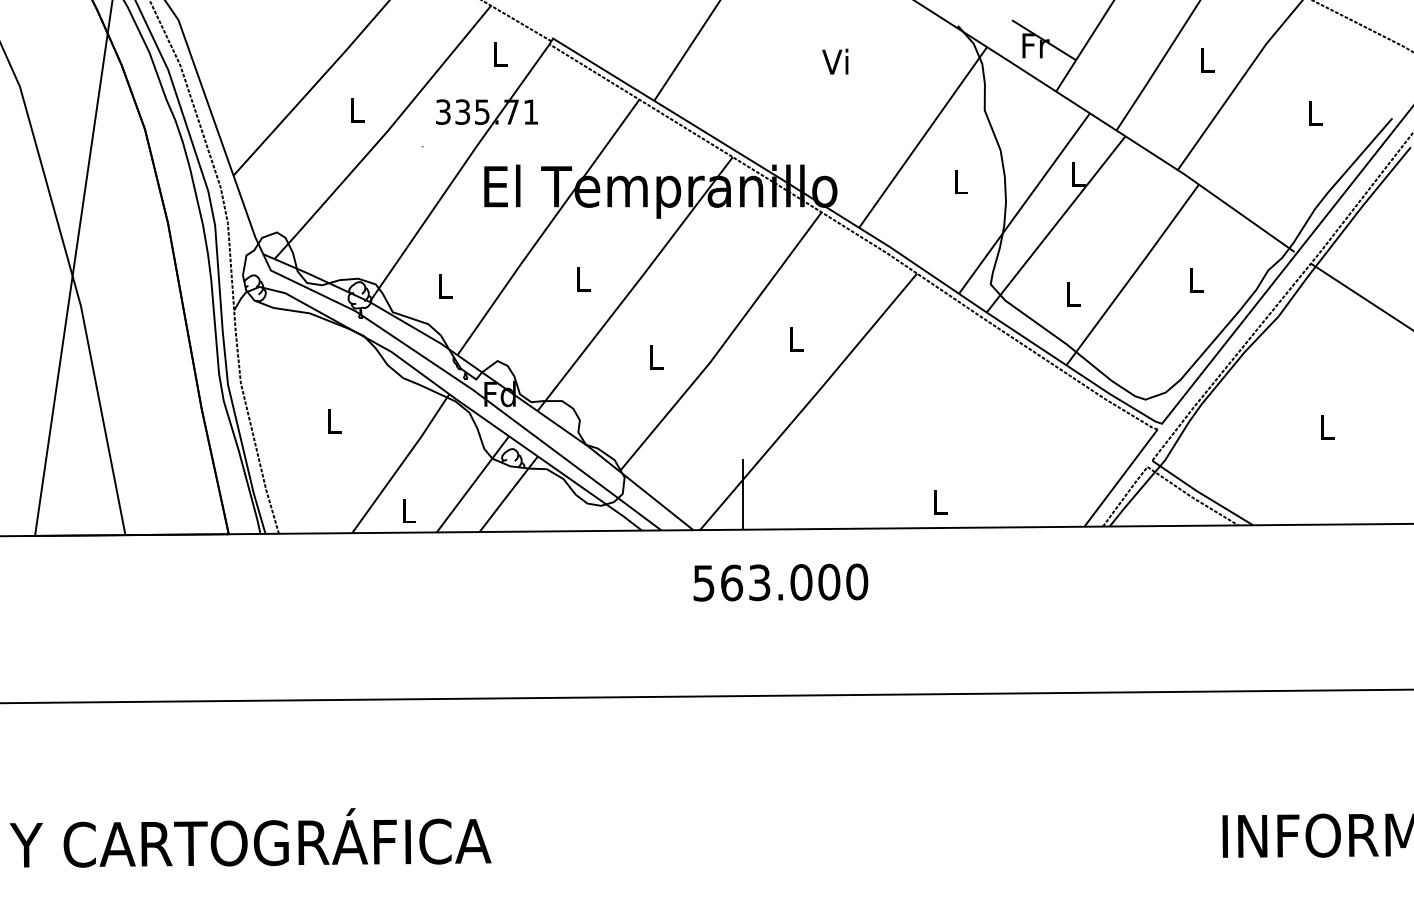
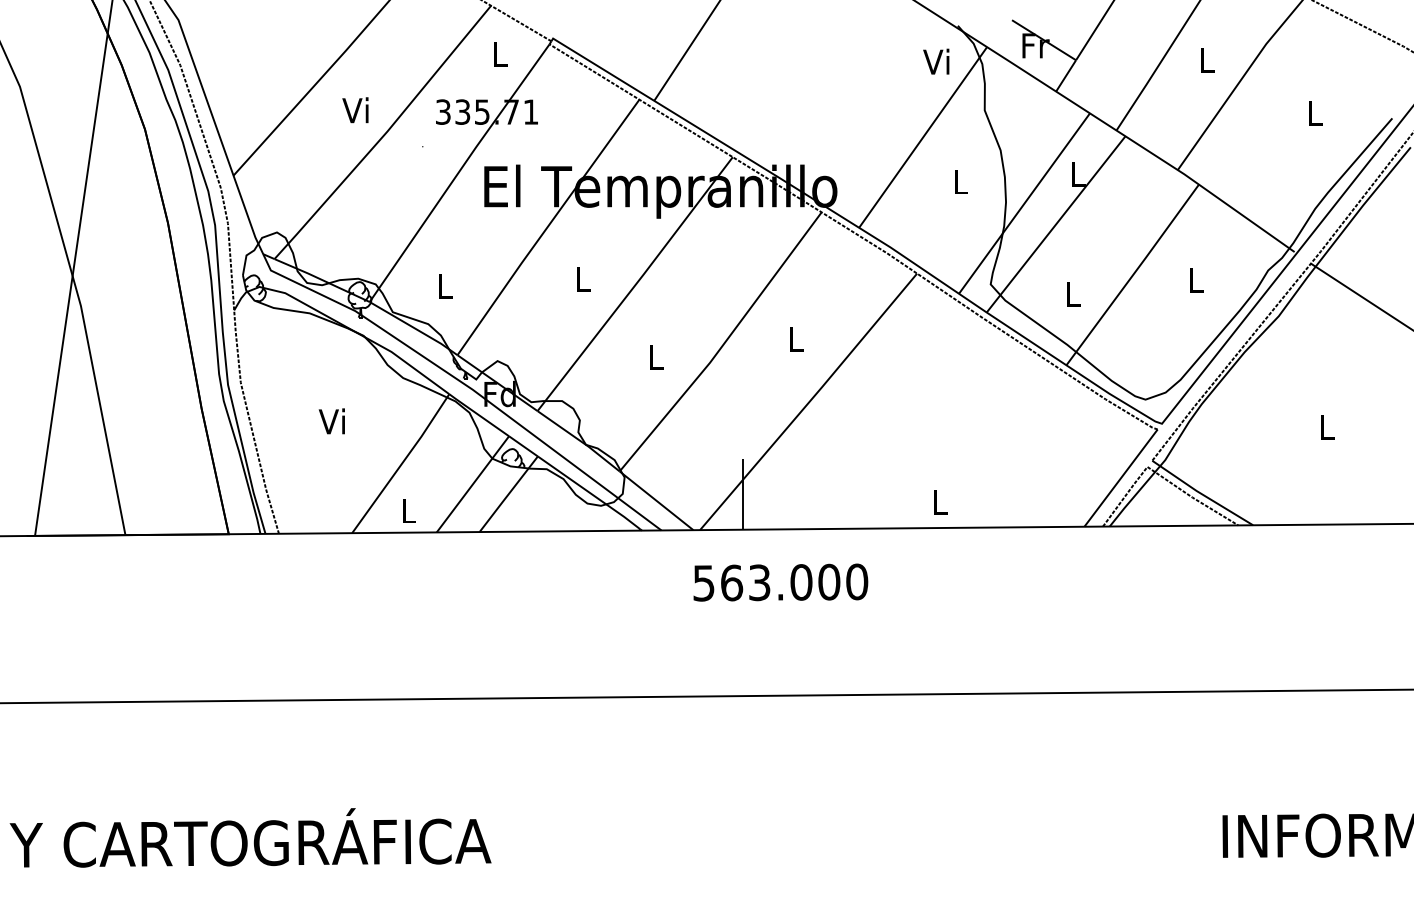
text position: (835, 61) -> (936, 61) (936, 61)
text: L -> Vi (355, 110)
text: L -> Vi (331, 421)
